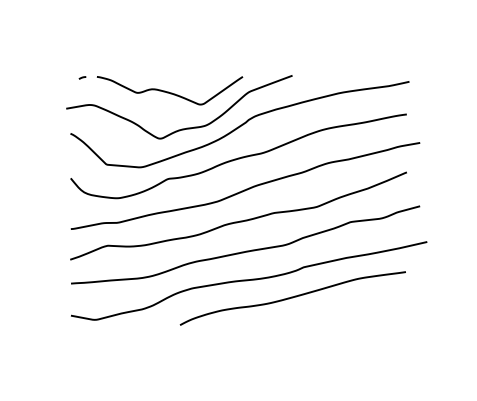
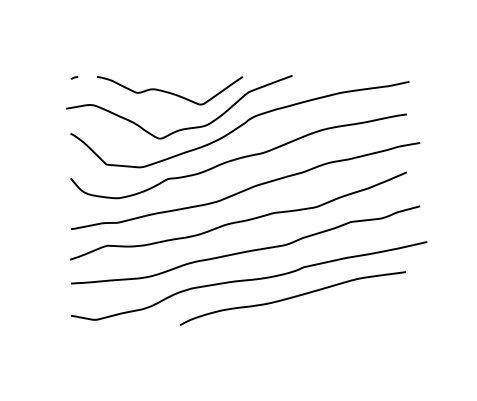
curve position: (82, 77) -> (74, 77) (74, 77)
